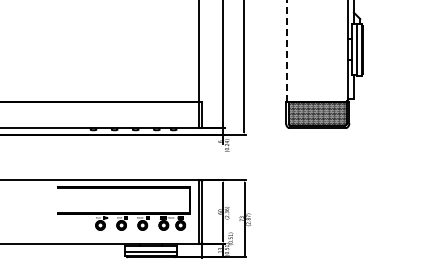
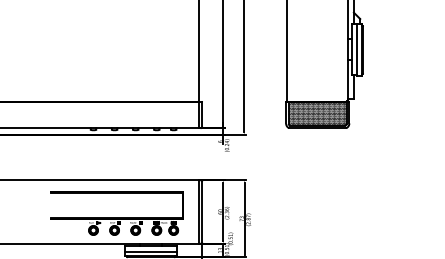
line: dashed -> solid (286, 50)
part position: (123, 208) -> (116, 213) (116, 213)
